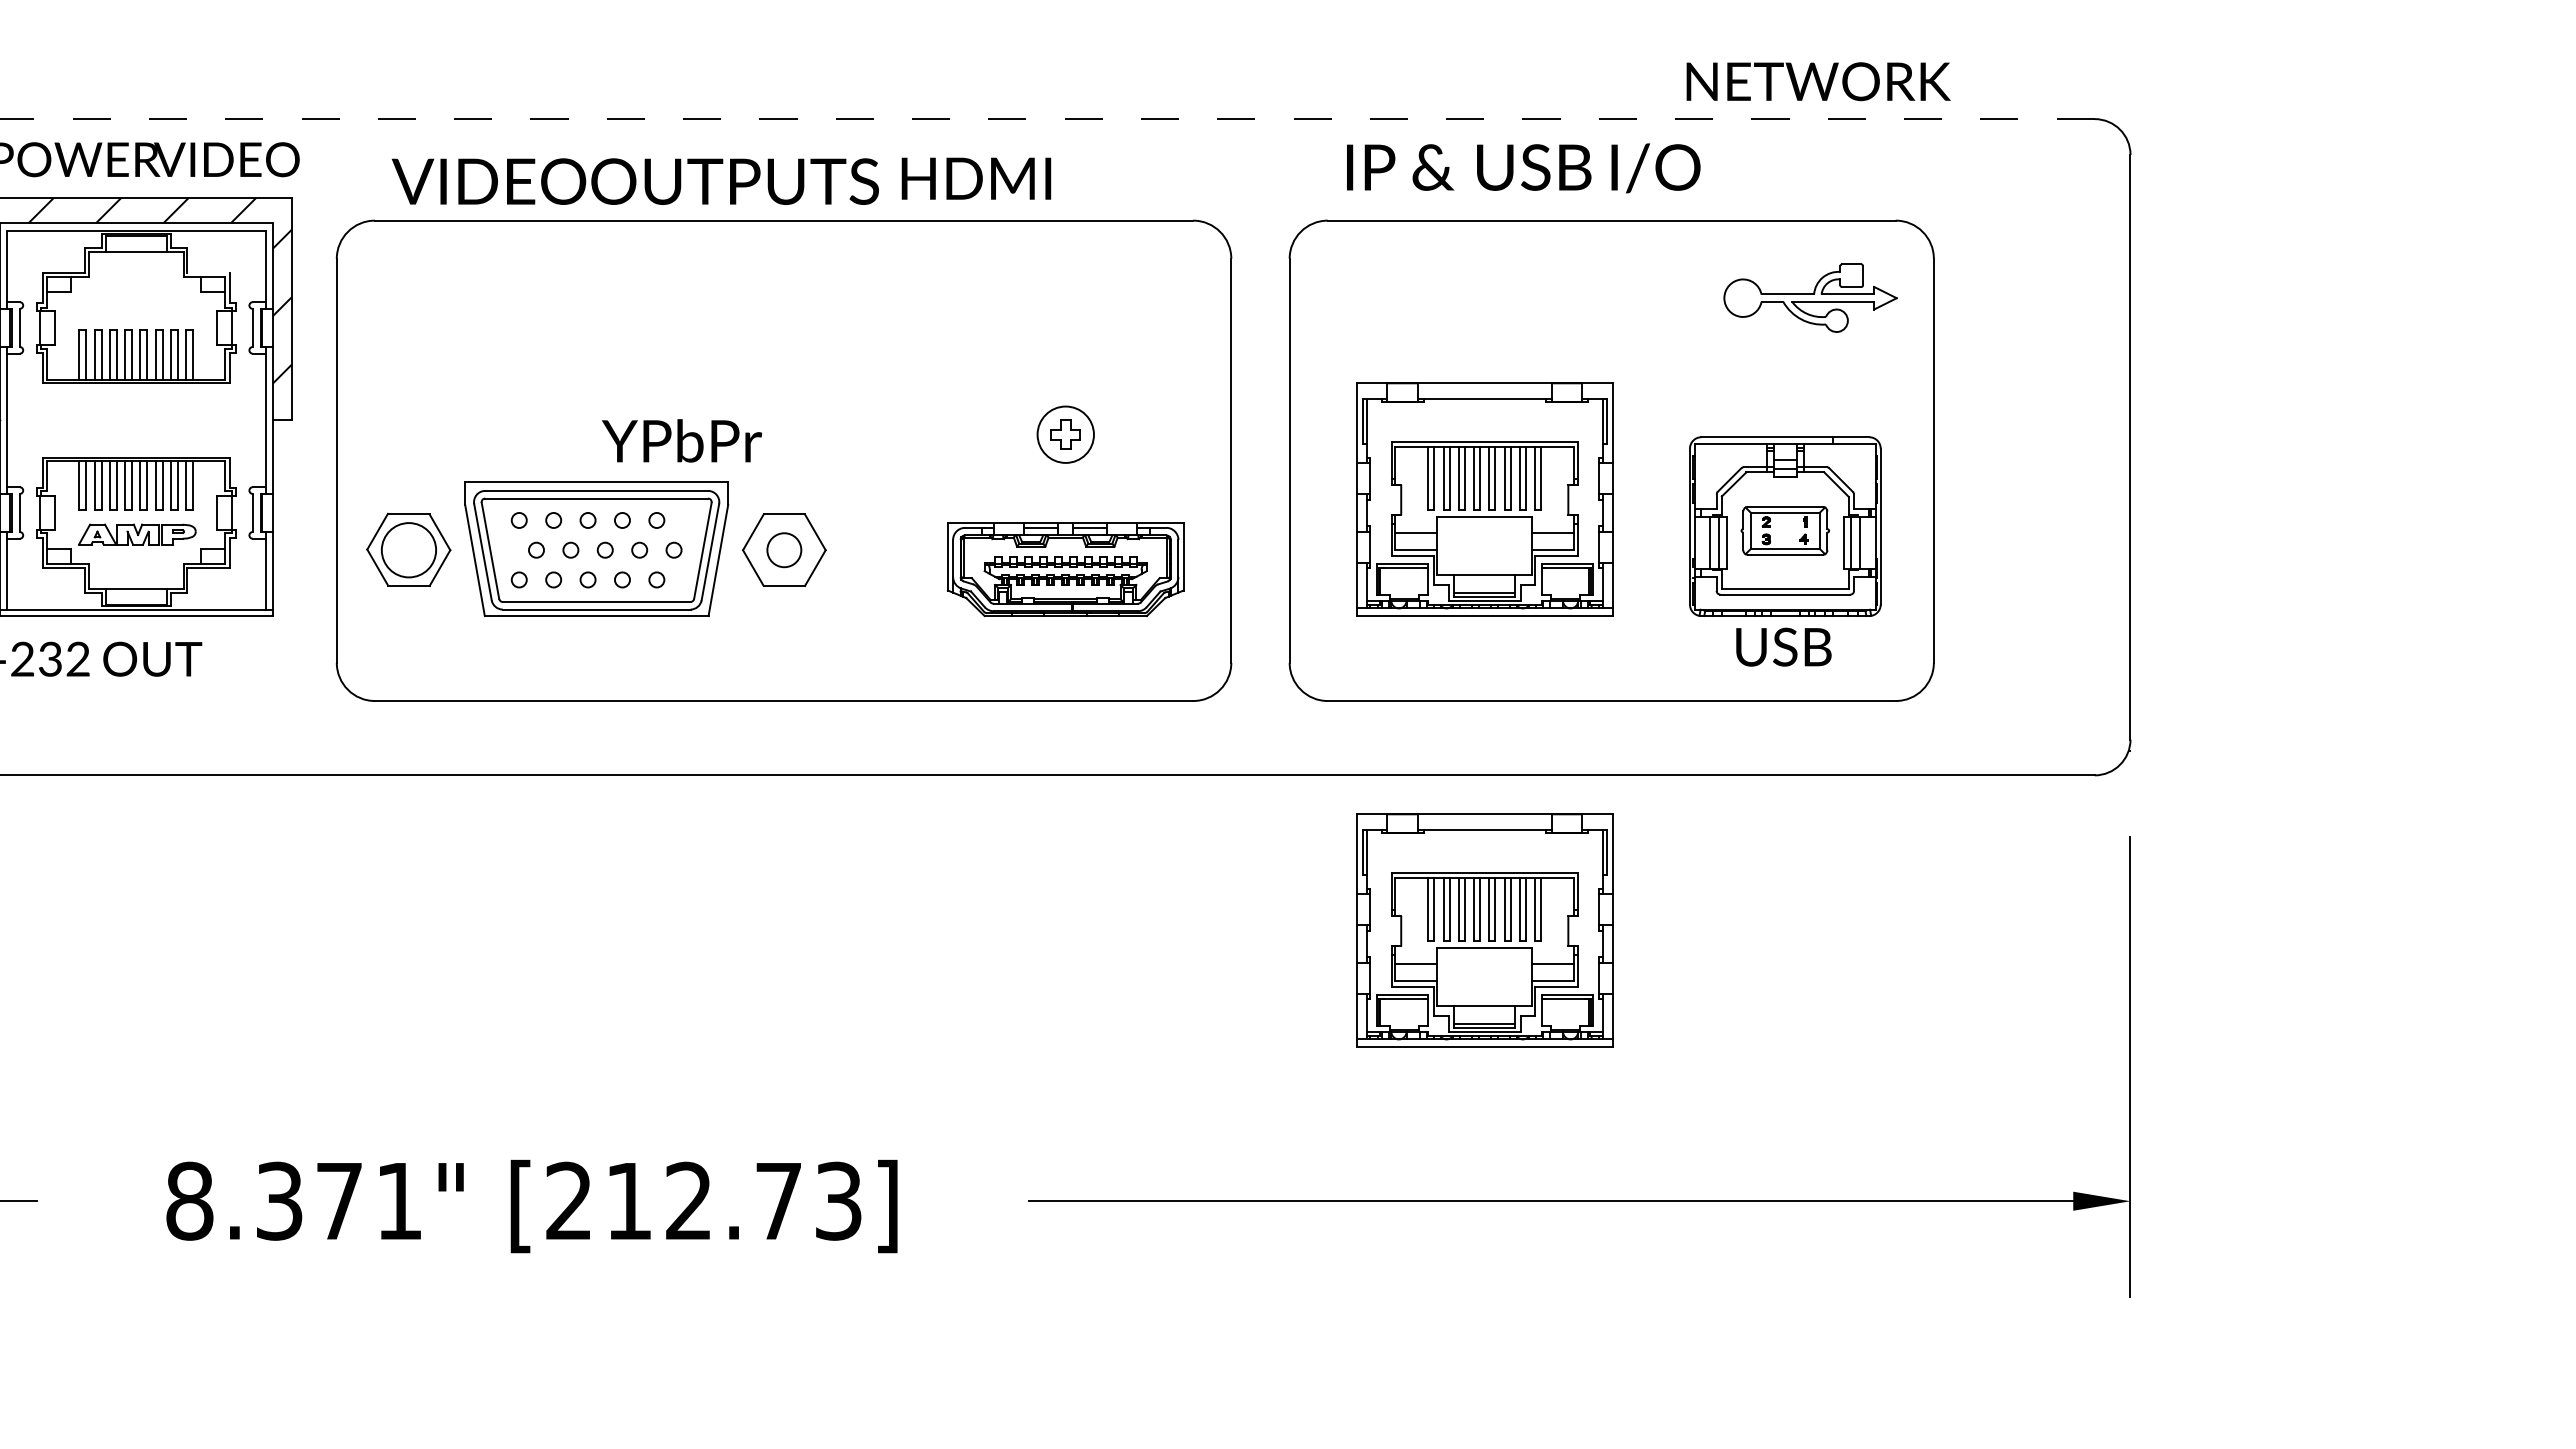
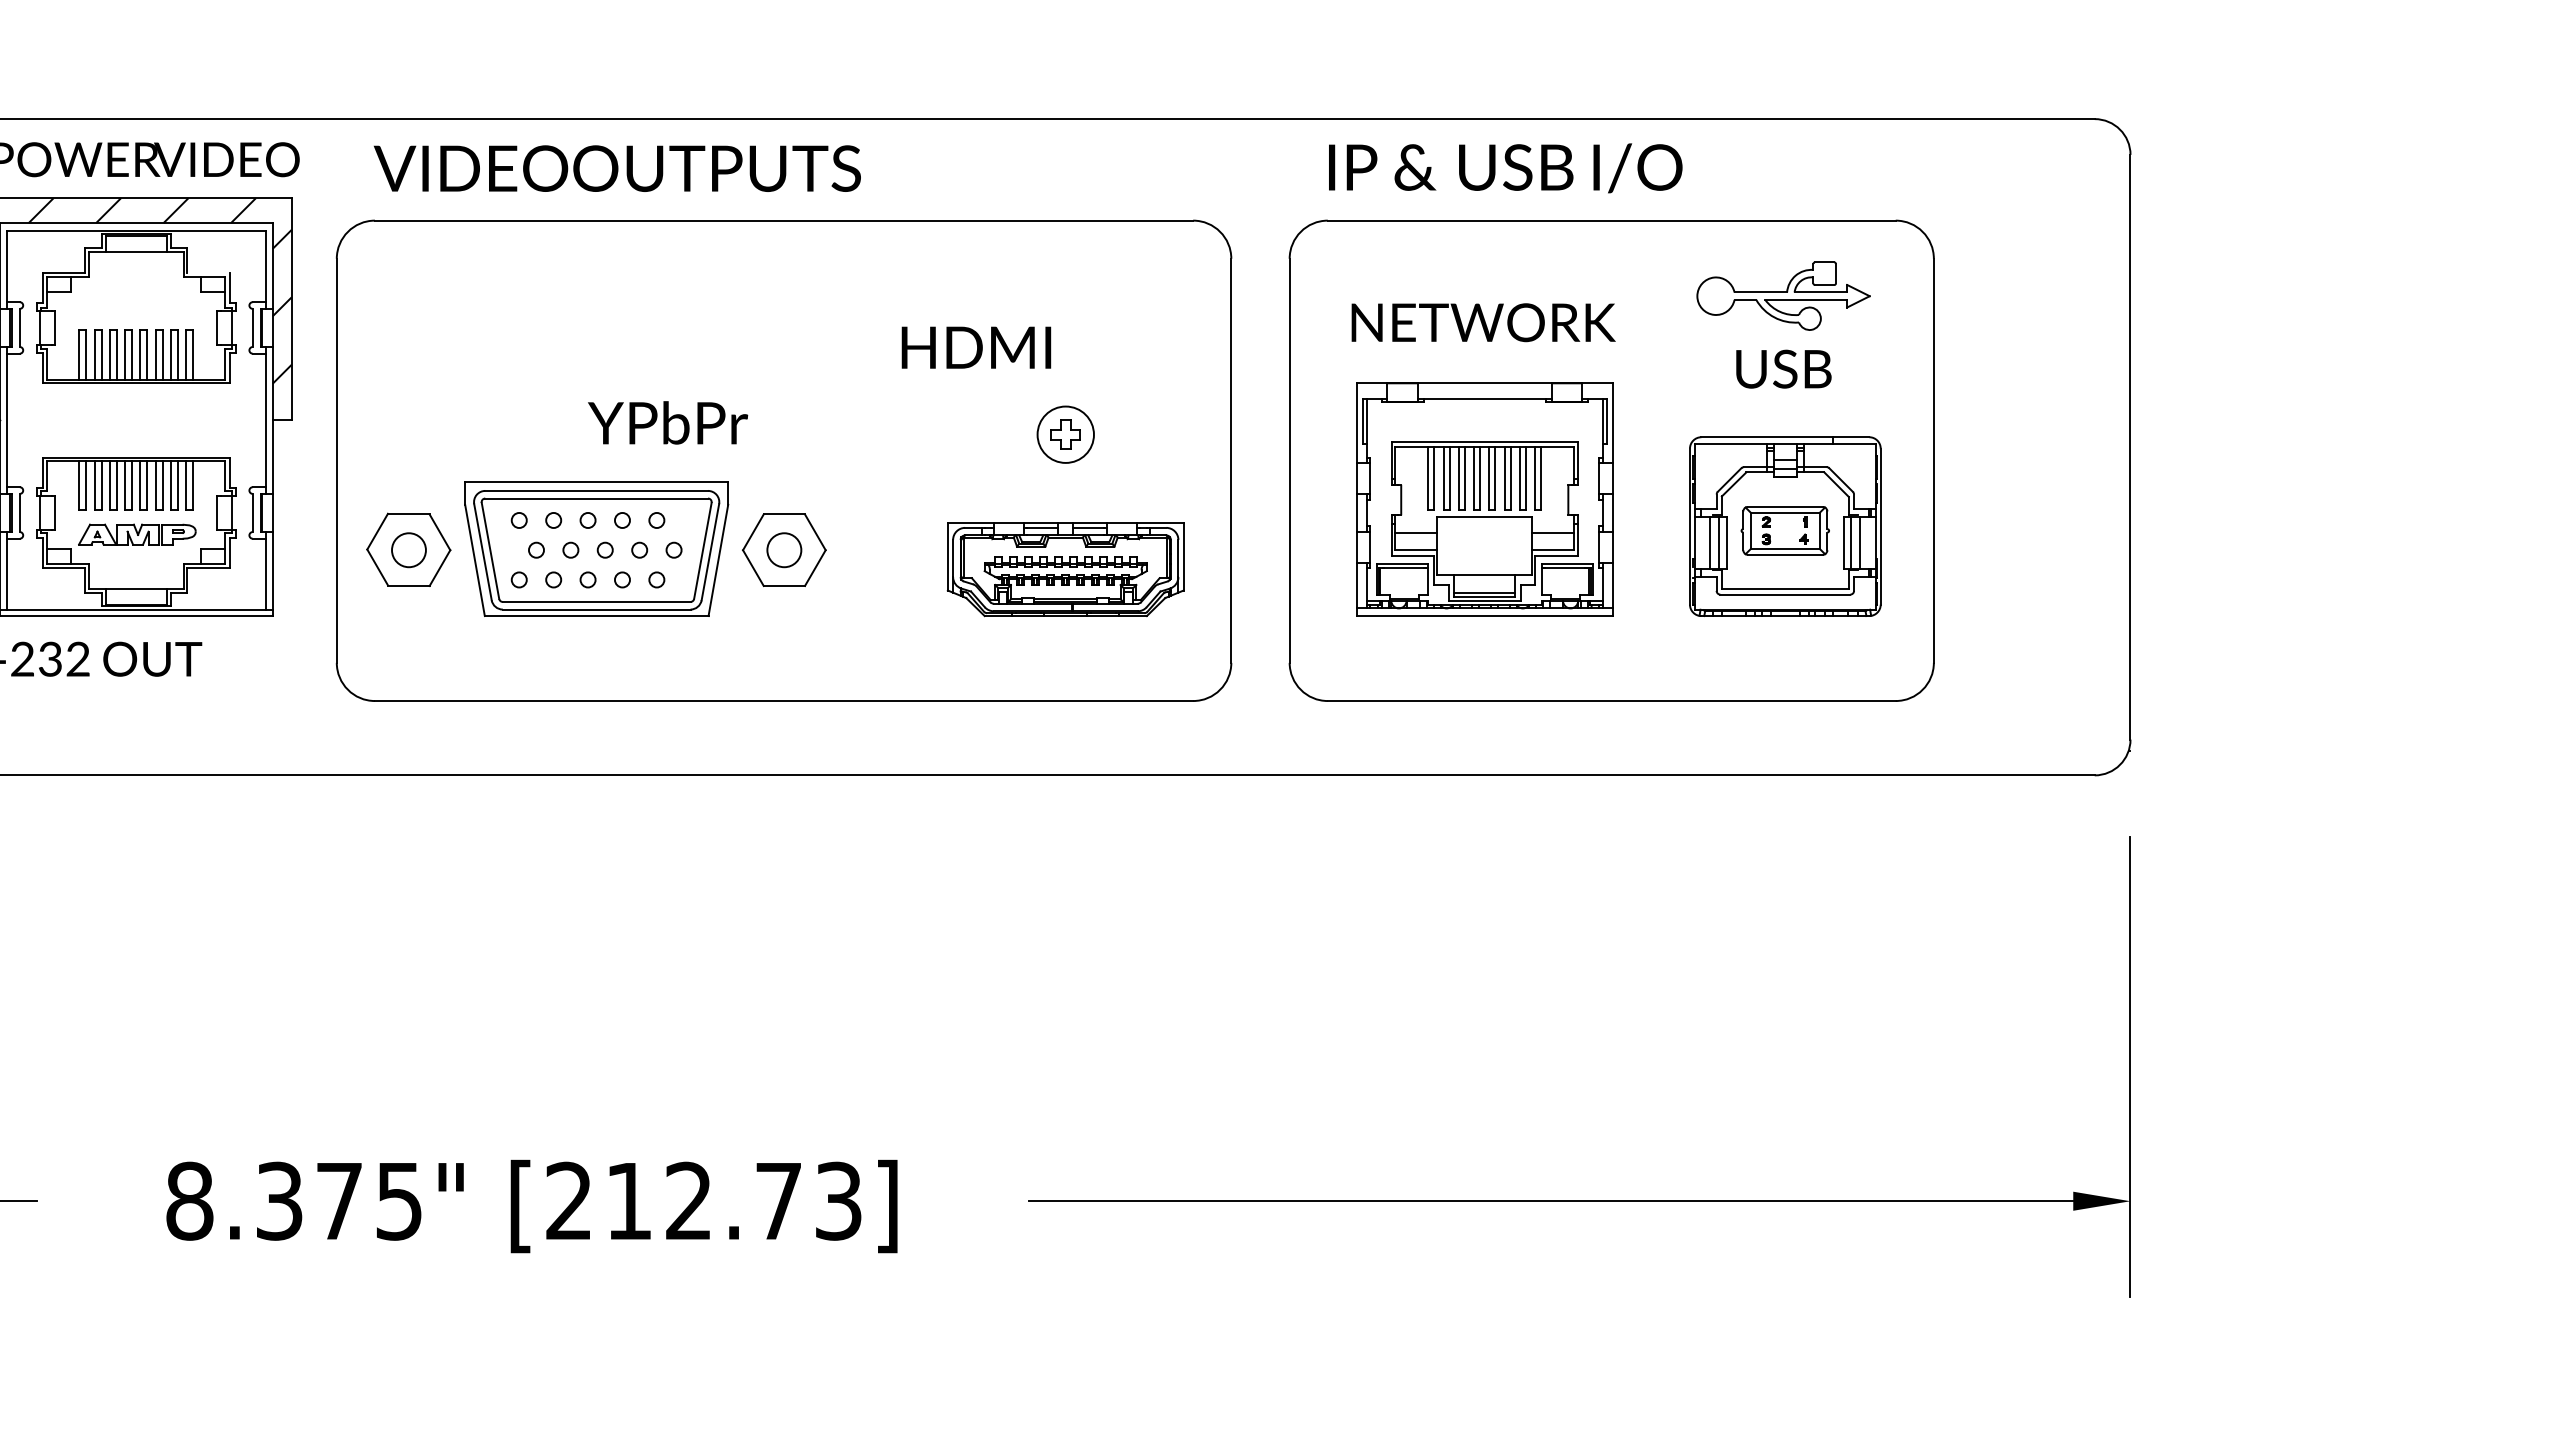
text position: (1818, 81) -> (1483, 322) (1483, 322)
line: dashed -> solid (1047, 119)
text position: (1523, 168) -> (1505, 168) (1505, 168)
text position: (976, 178) -> (976, 347) (976, 347)
text position: (634, 181) -> (616, 168) (616, 168)
part position: (1810, 297) -> (1783, 295) (1783, 295)
text position: (682, 440) -> (668, 422) (668, 422)
circle diameter: 54 px -> 34 px (408, 550)
text position: (1783, 646) -> (1783, 368) (1783, 368)
part: present -> none (1484, 930)
text: 8.371" -> 8.375" (398, 1201)
